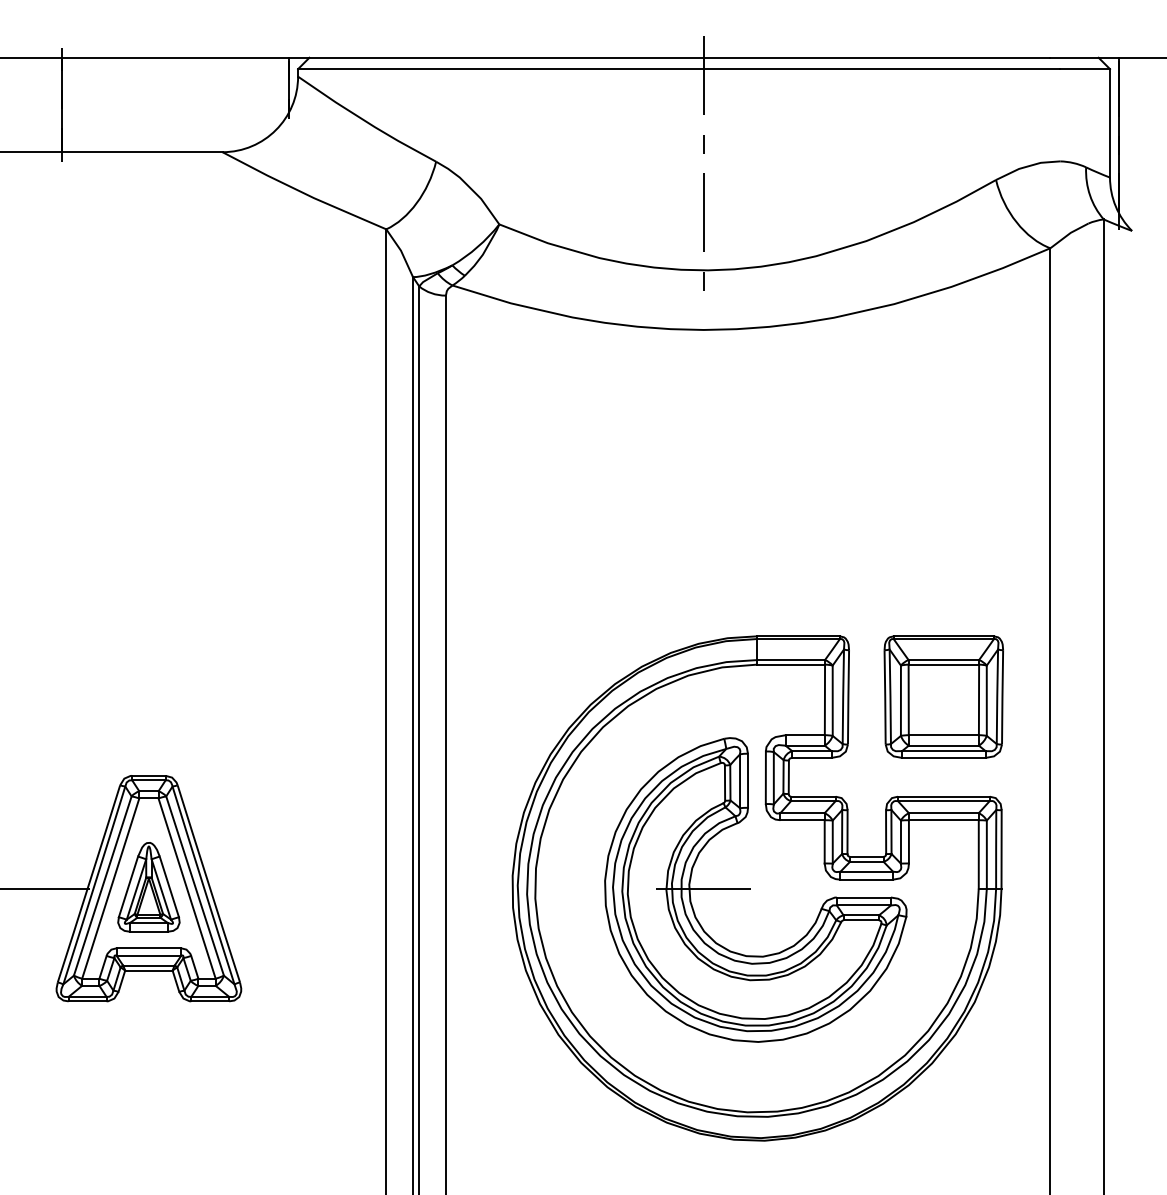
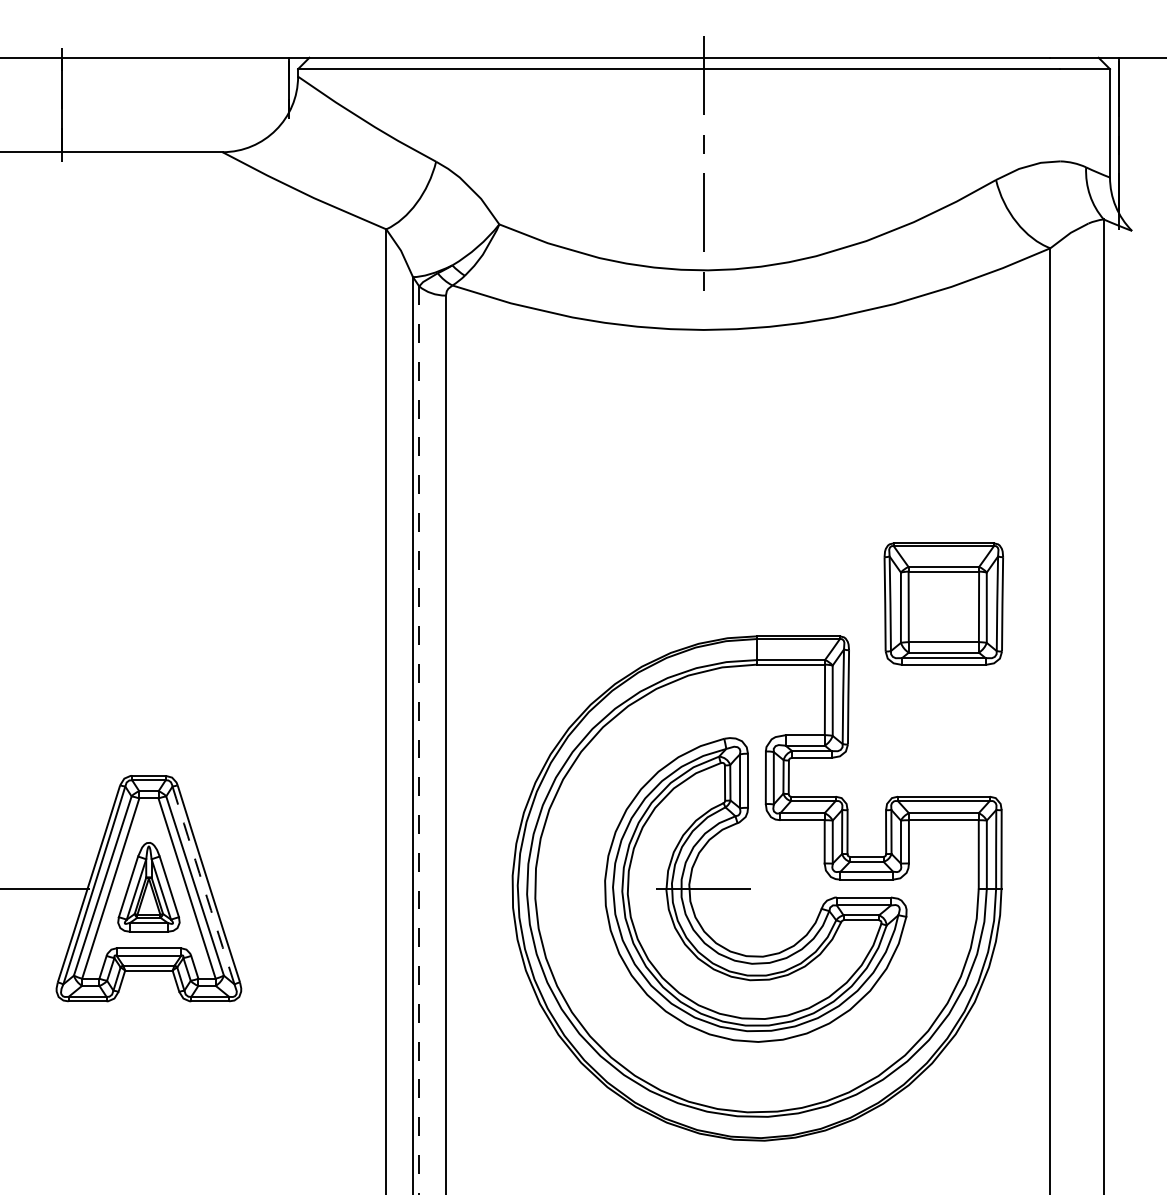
part position: (943, 696) -> (943, 603) (943, 603)
line: solid -> dashed (419, 740)
arc: solid -> dashed (203, 885)
